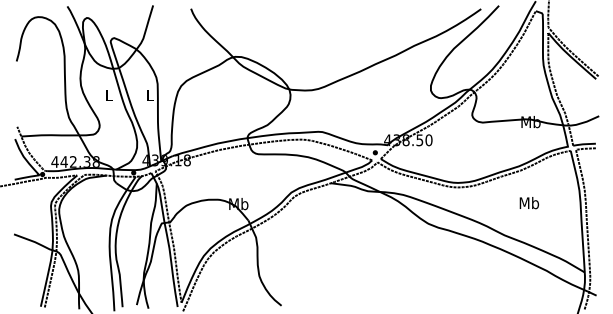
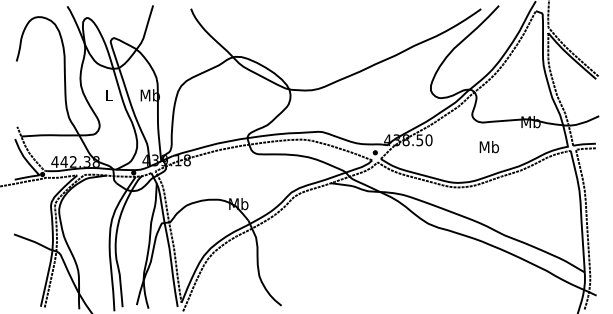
text: L -> Mb (149, 95)
text position: (528, 203) -> (488, 147) (488, 147)
